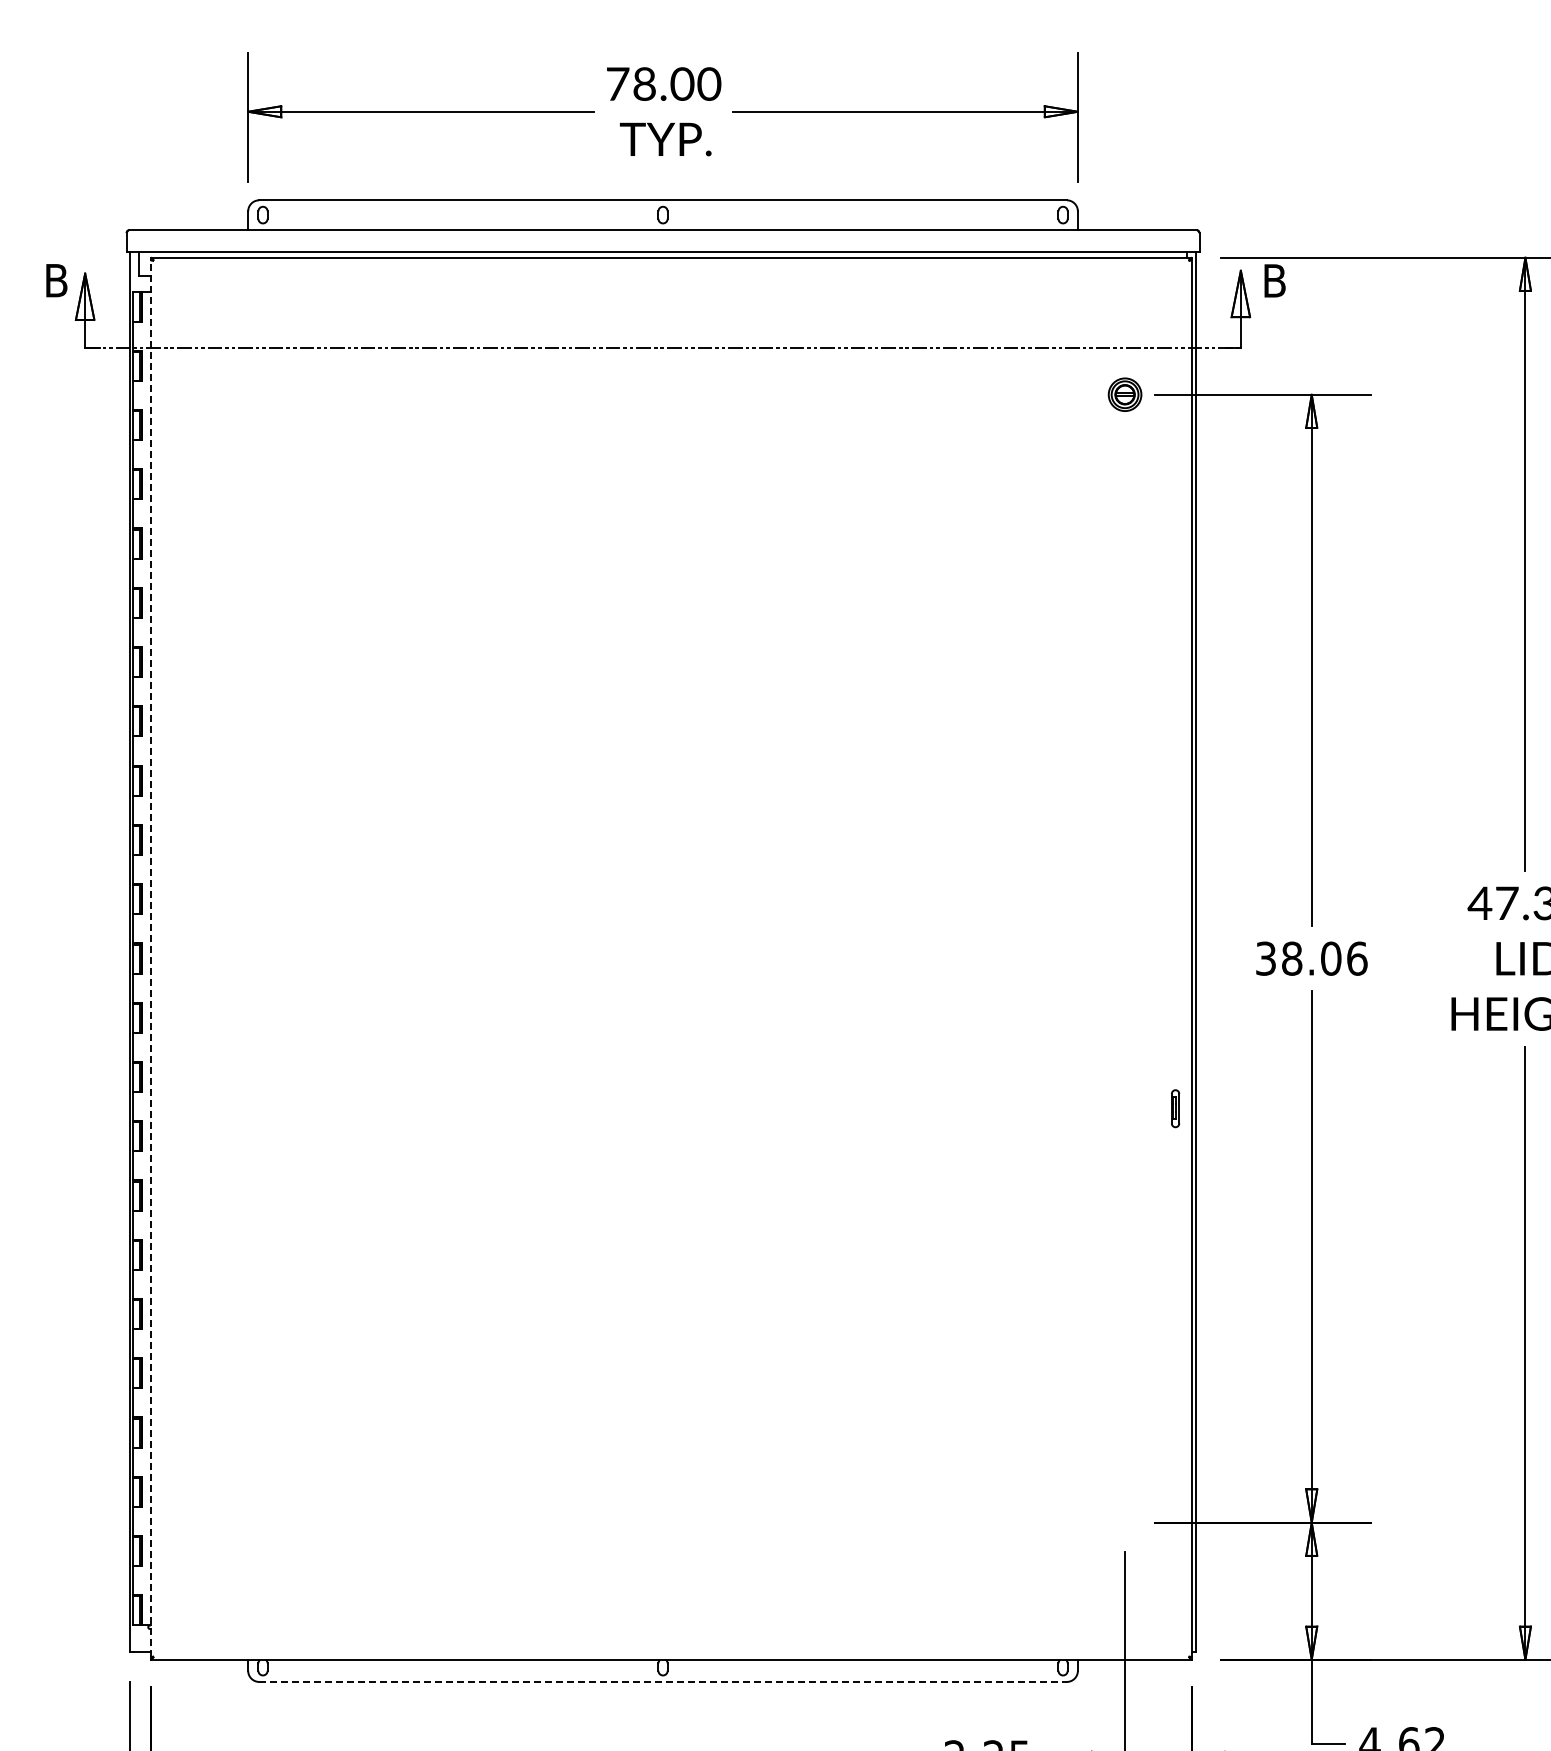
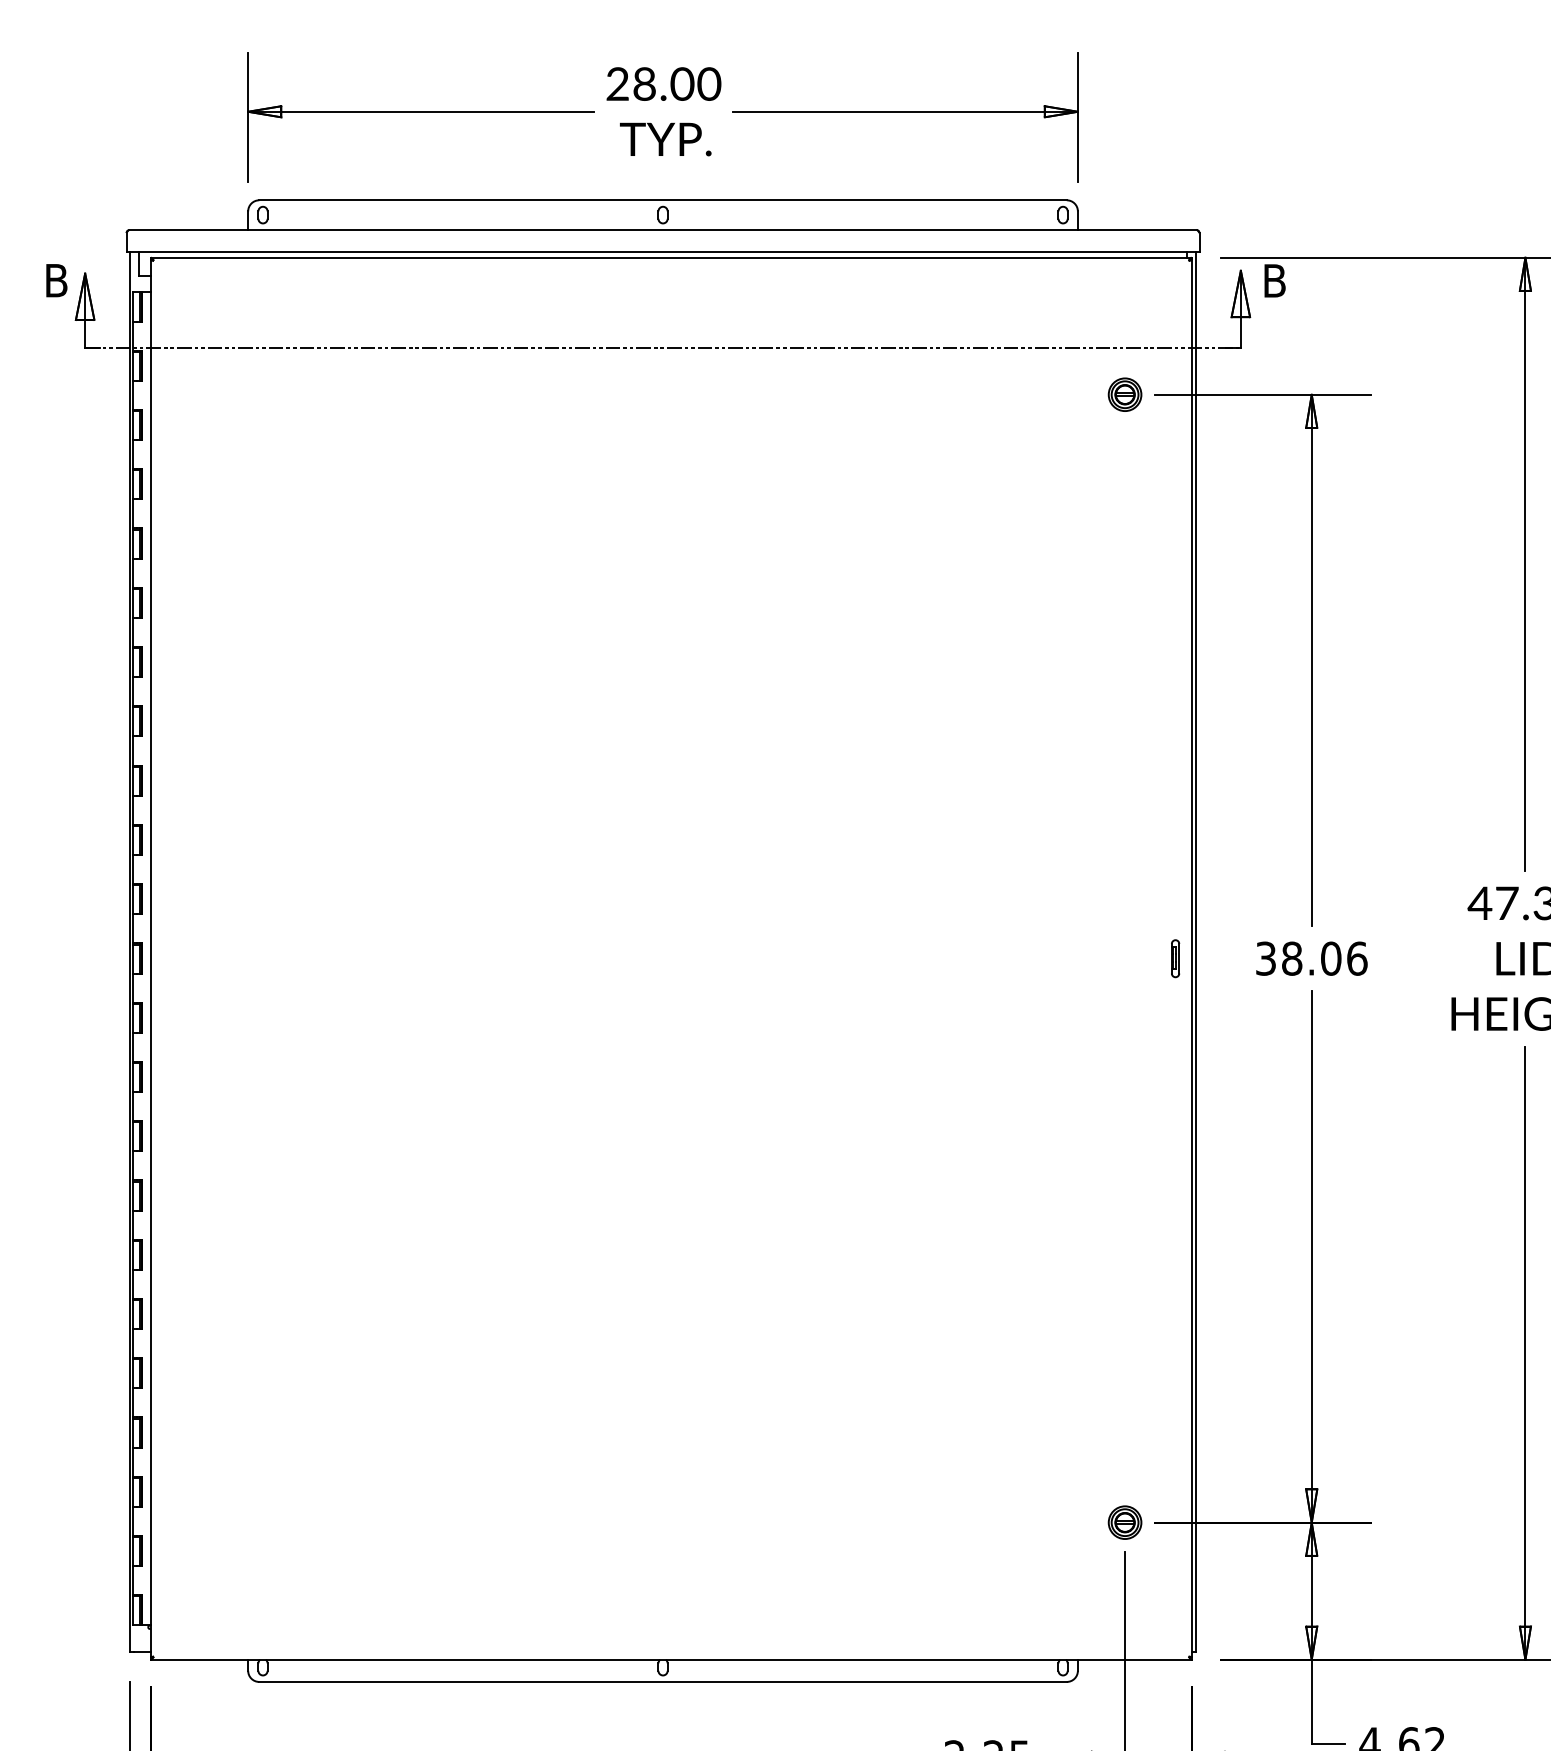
text: 78.00 -> 28.00 (617, 83)
line: dashed -> solid (150, 958)
part position: (1175, 1108) -> (1175, 958) (1175, 958)
part: none -> present (1124, 1522)
line: dashed -> solid (663, 1681)
